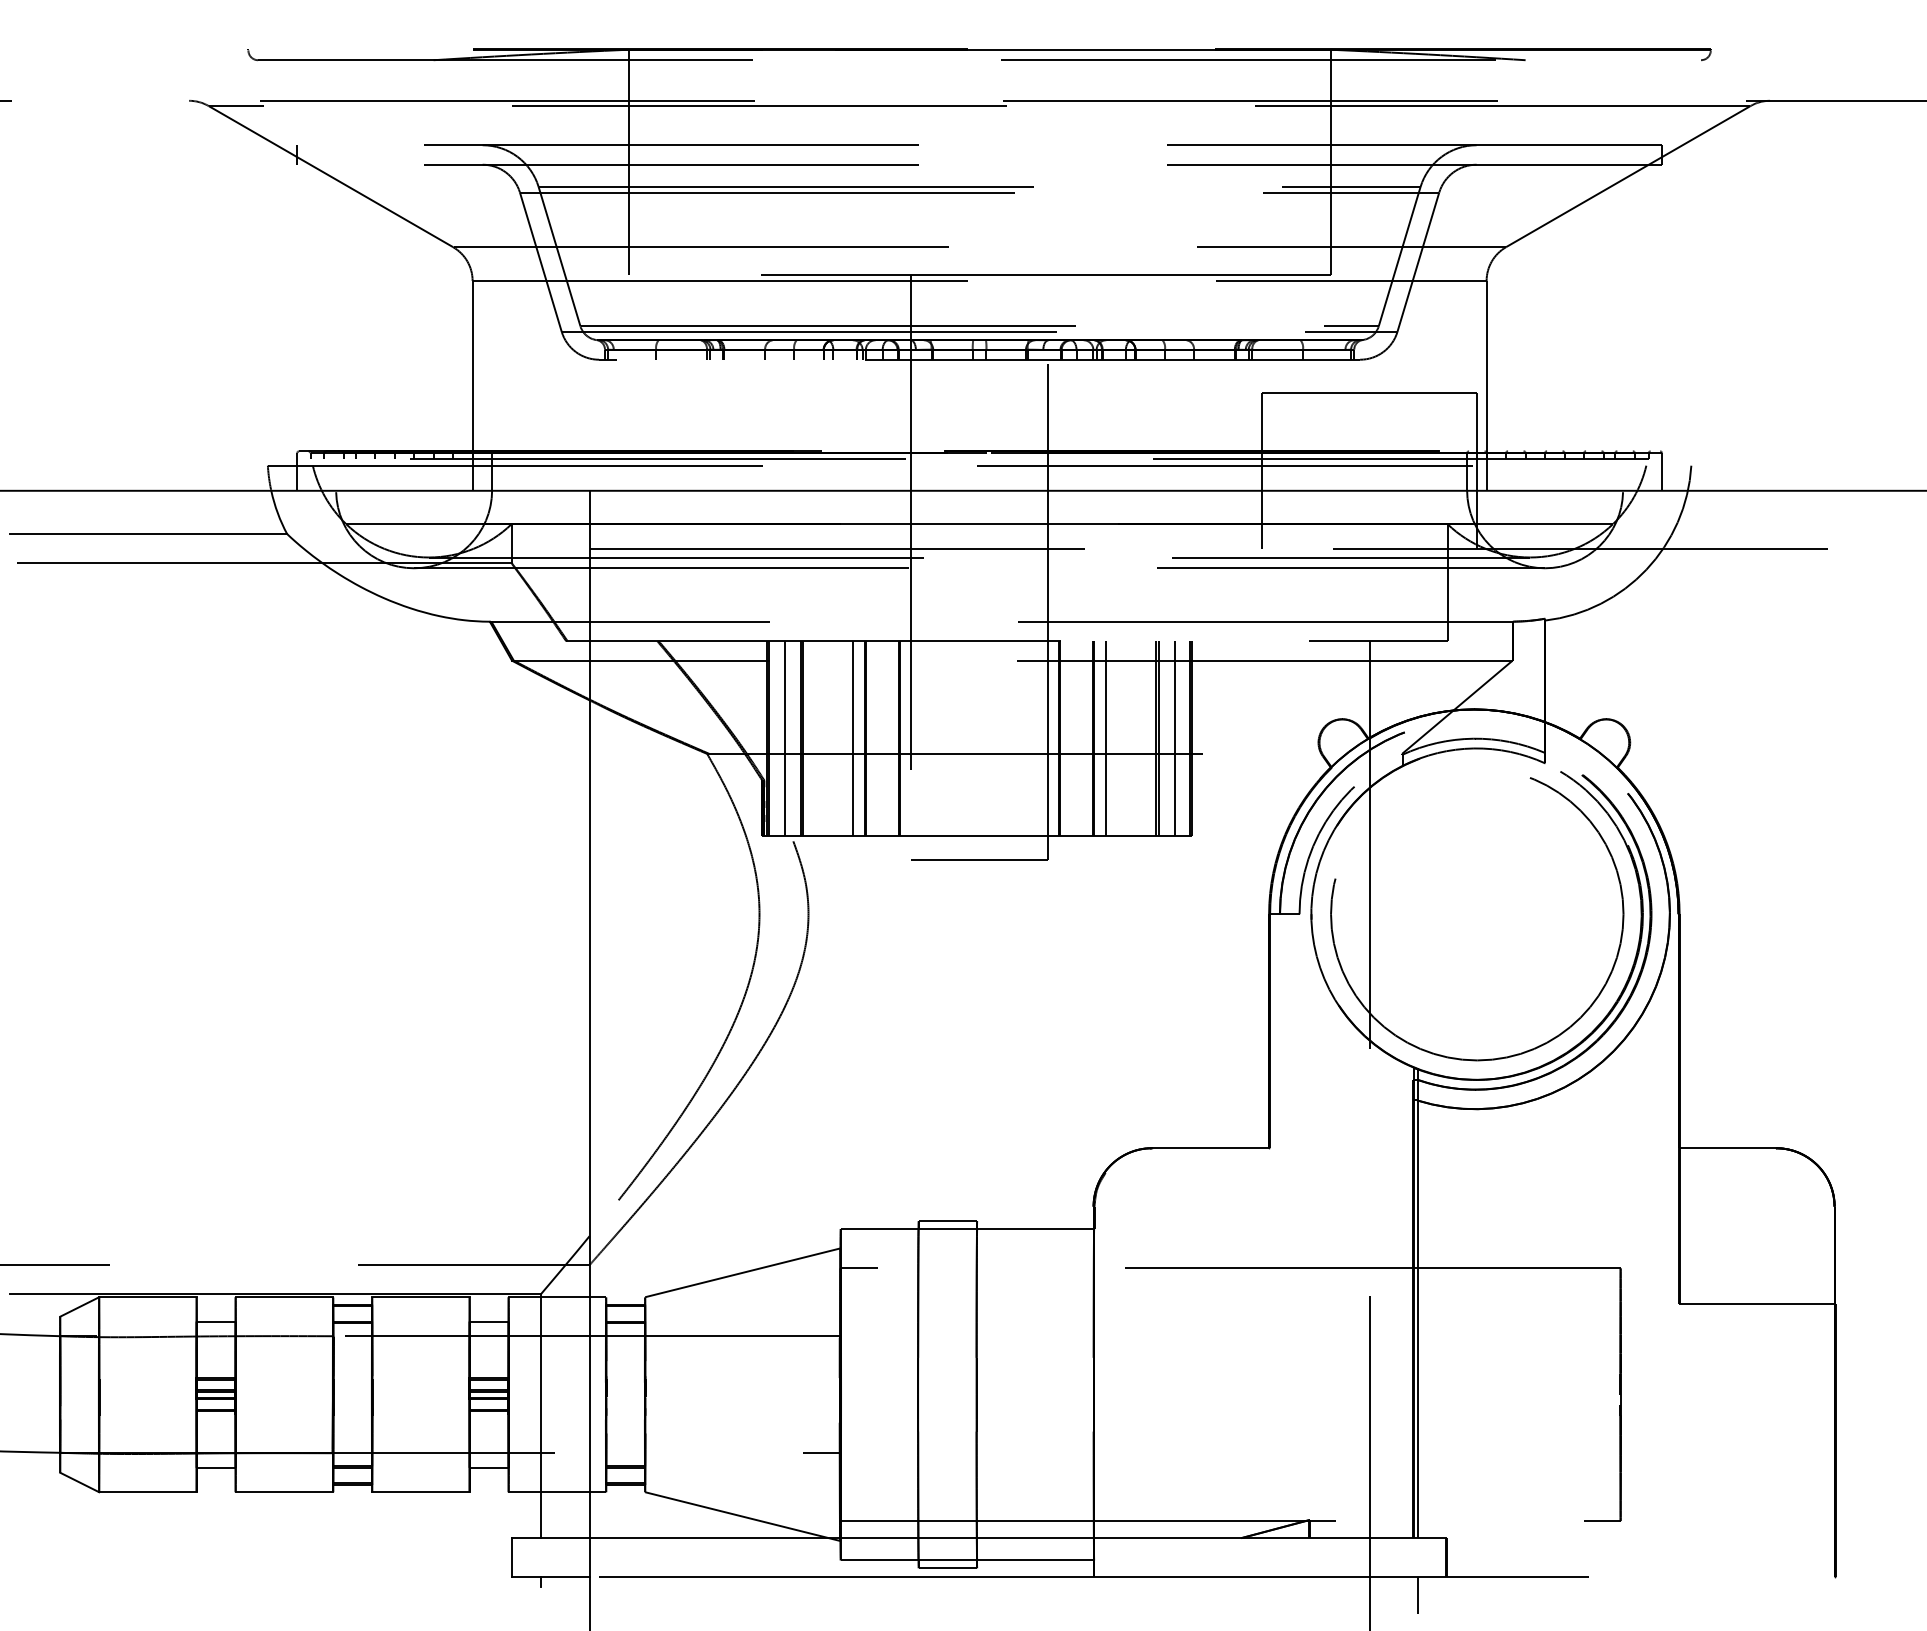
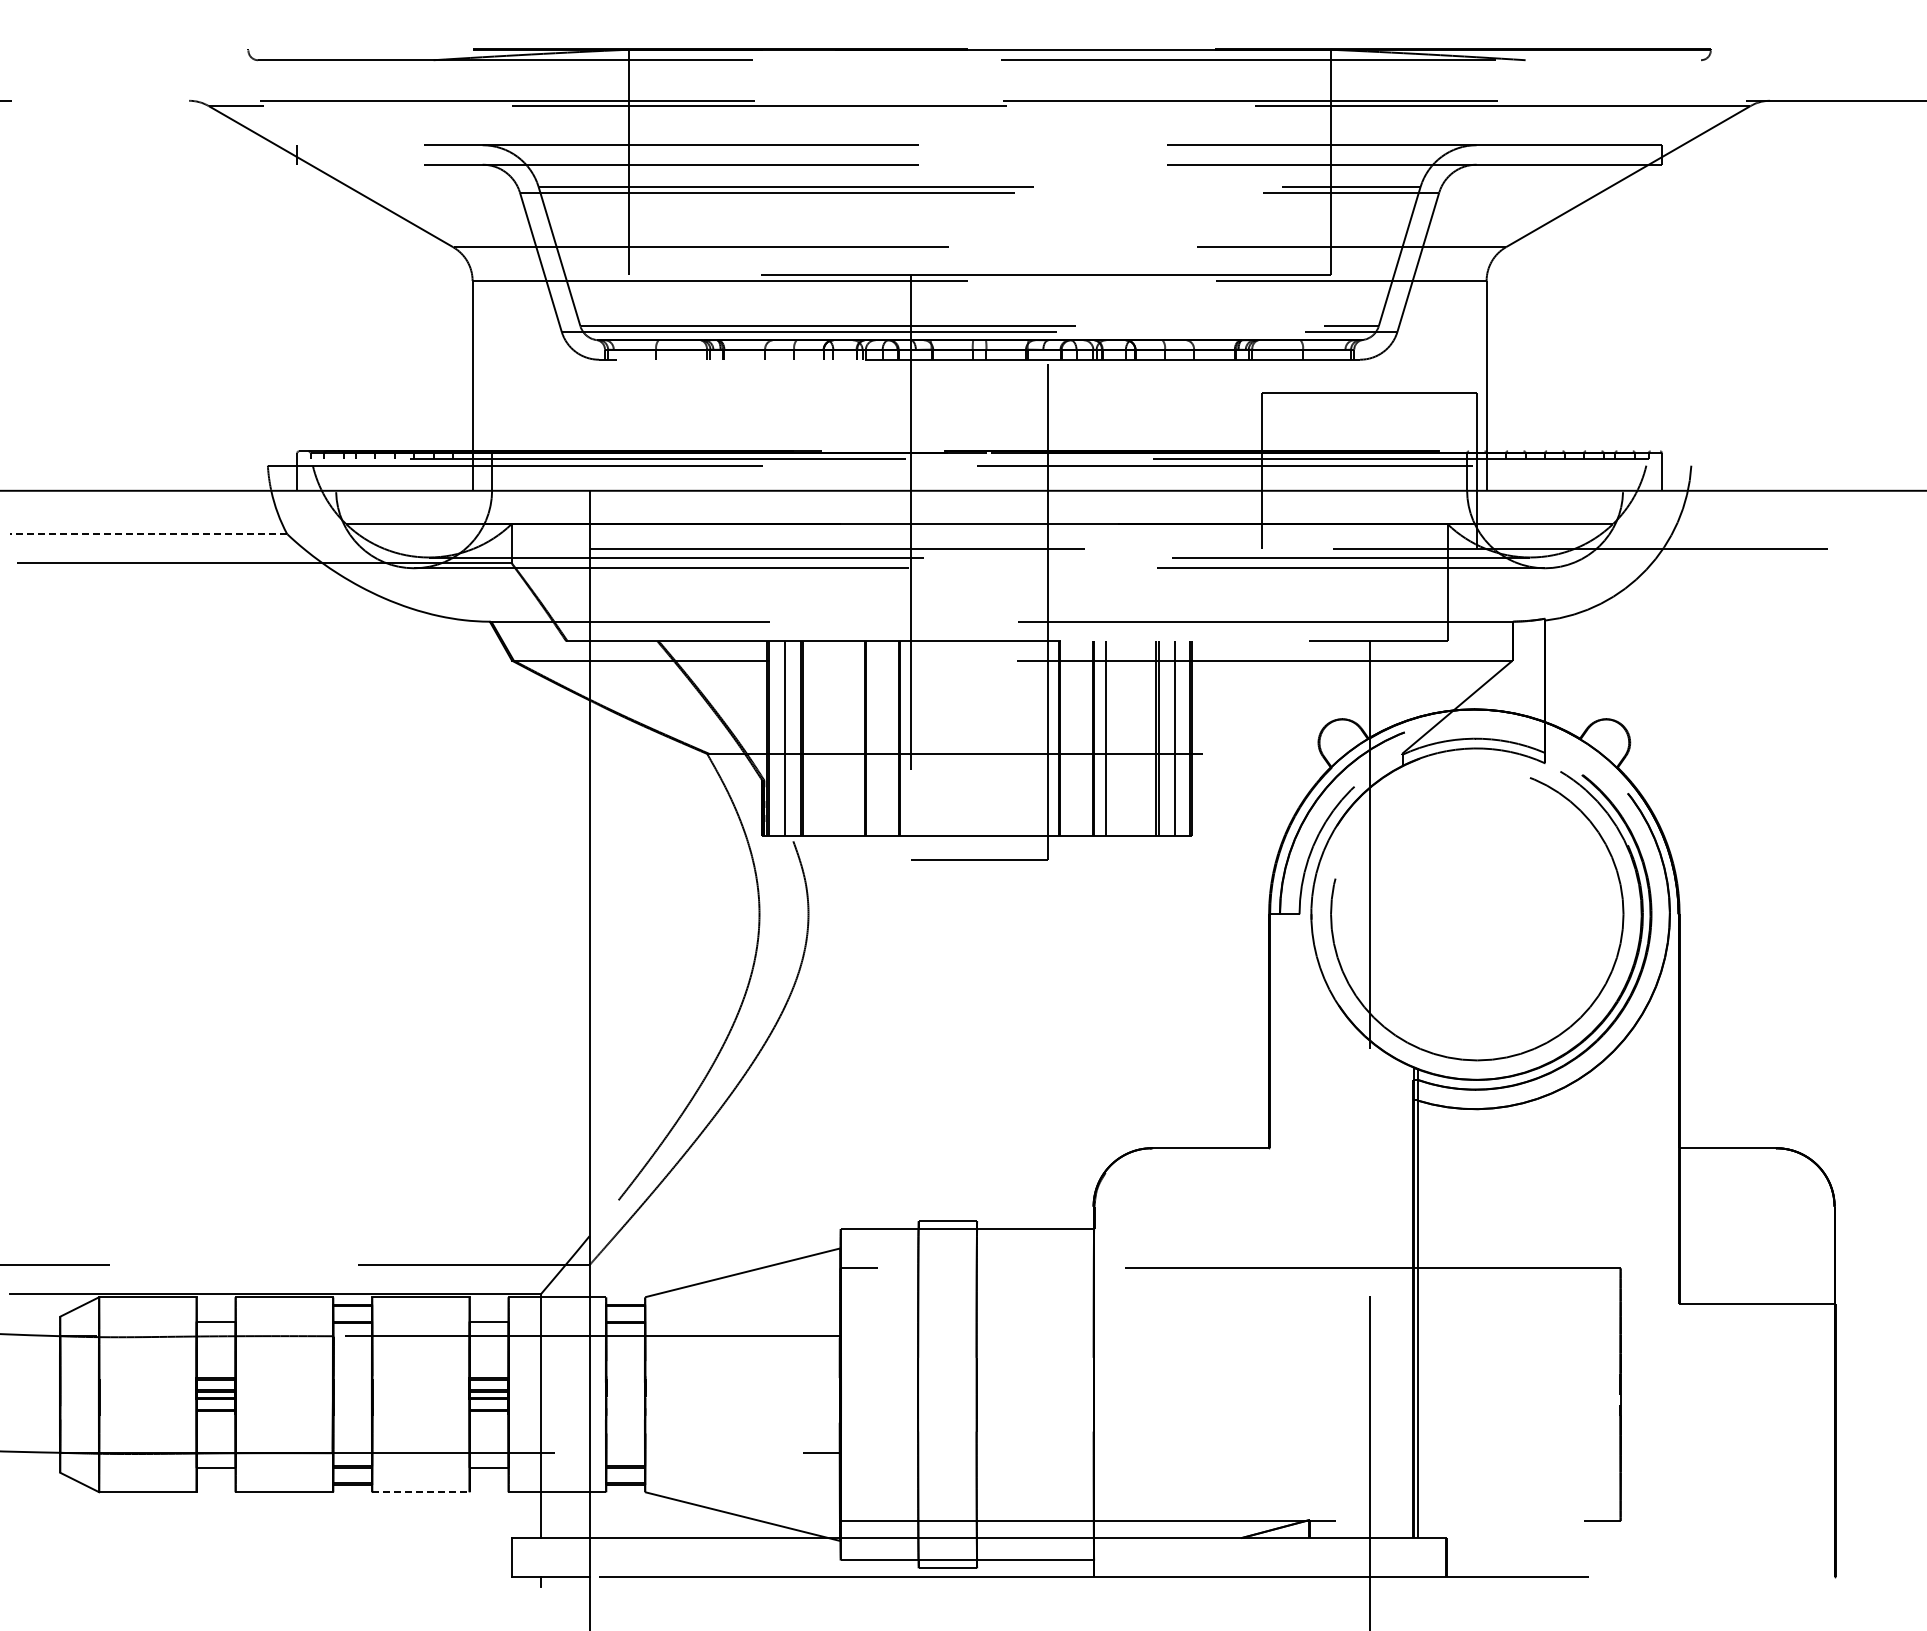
line: solid -> dashed (148, 533)
line: present -> none (852, 738)
line: solid -> dashed (420, 1492)
line: present -> none (1418, 1595)
